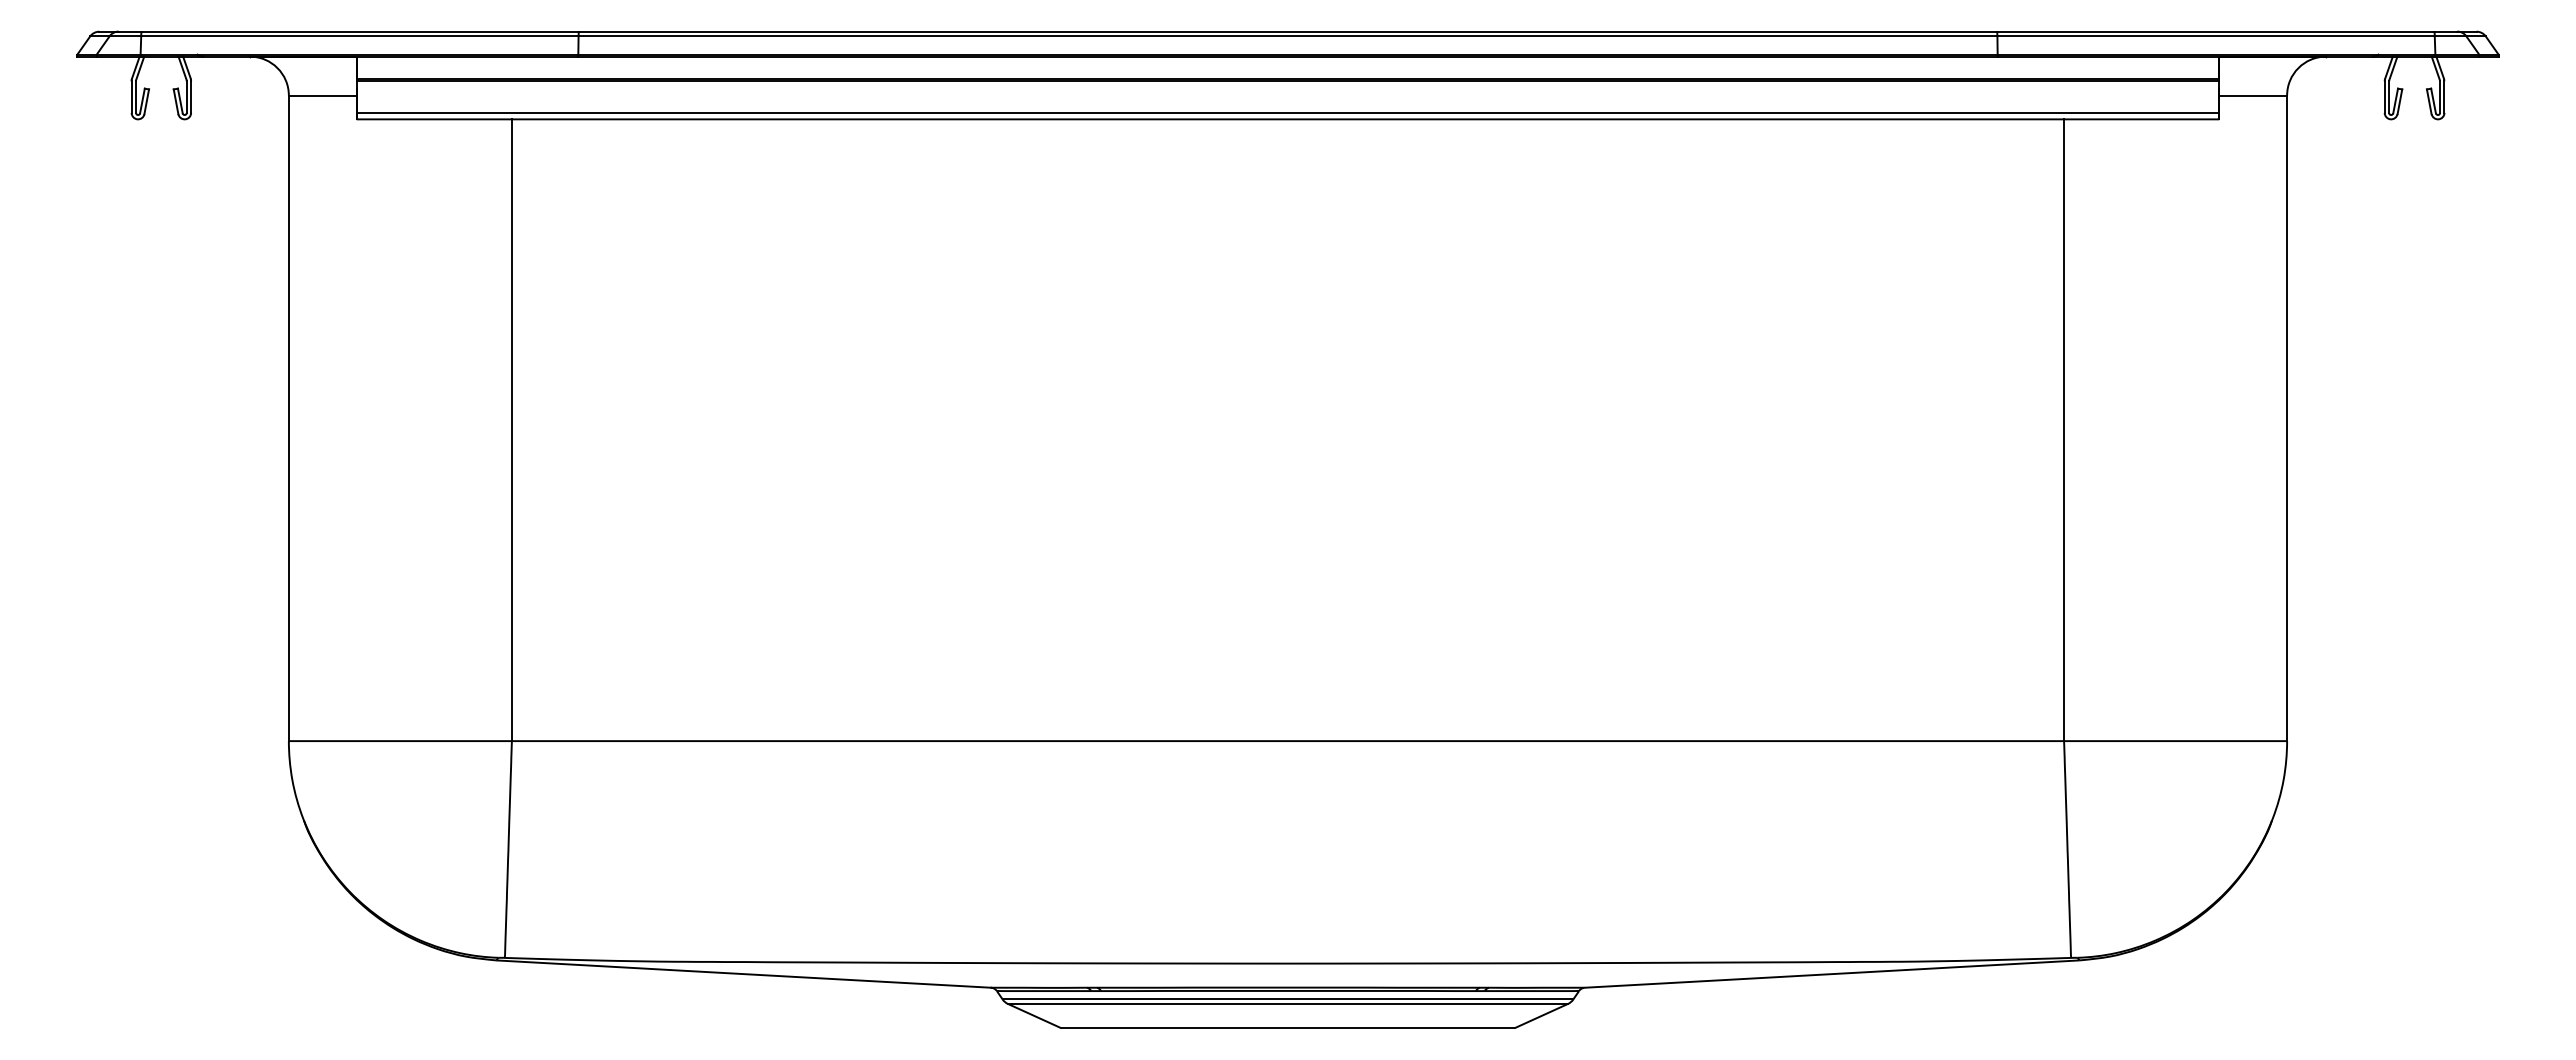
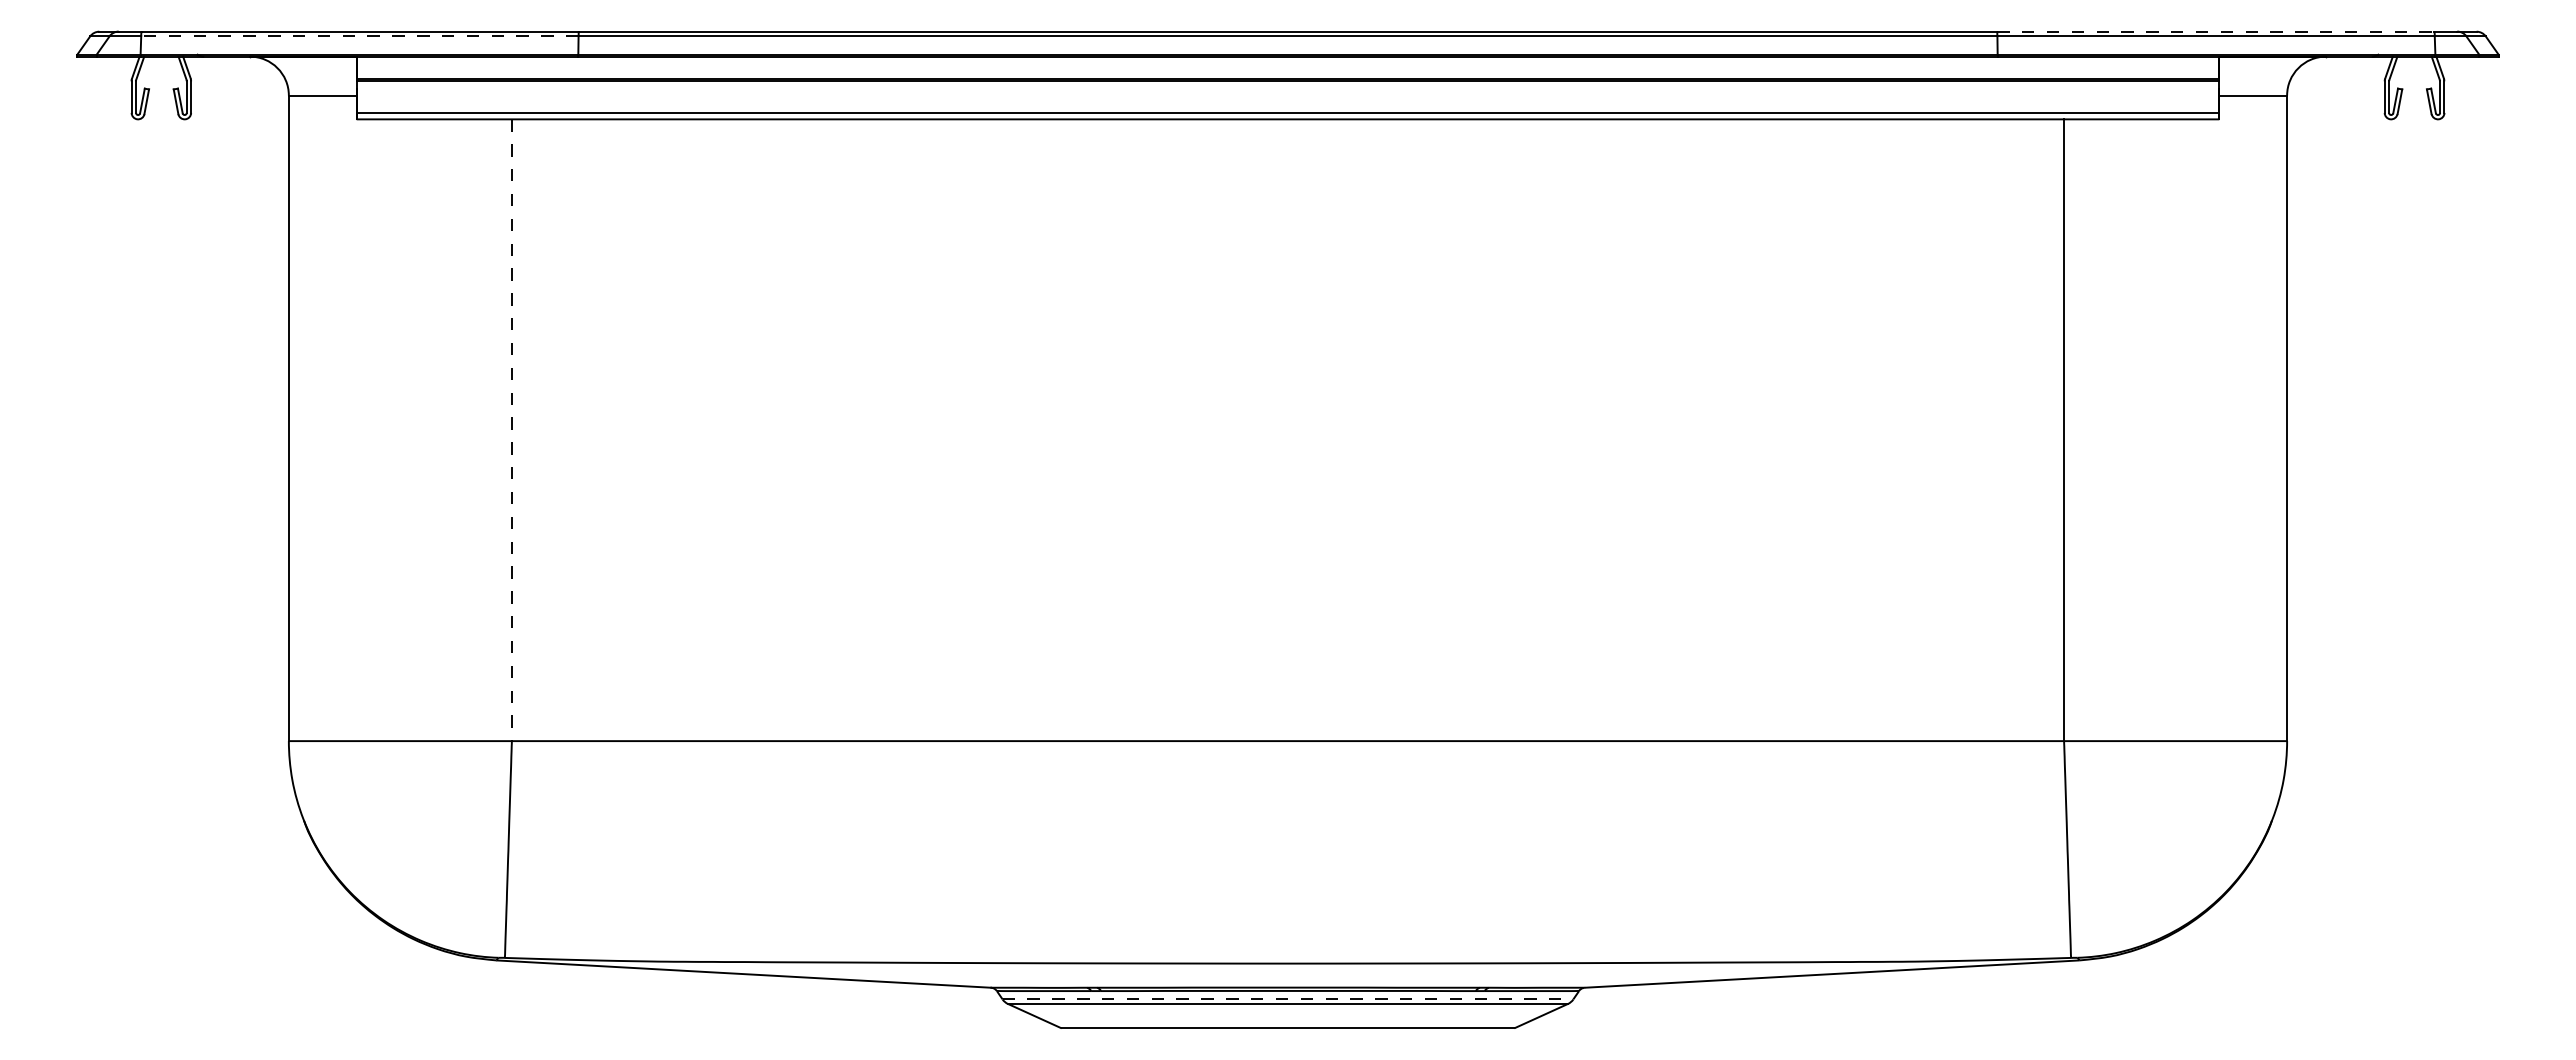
line: solid -> dashed (2215, 31)
line: solid -> dashed (359, 36)
line: solid -> dashed (511, 430)
line: solid -> dashed (1288, 999)
